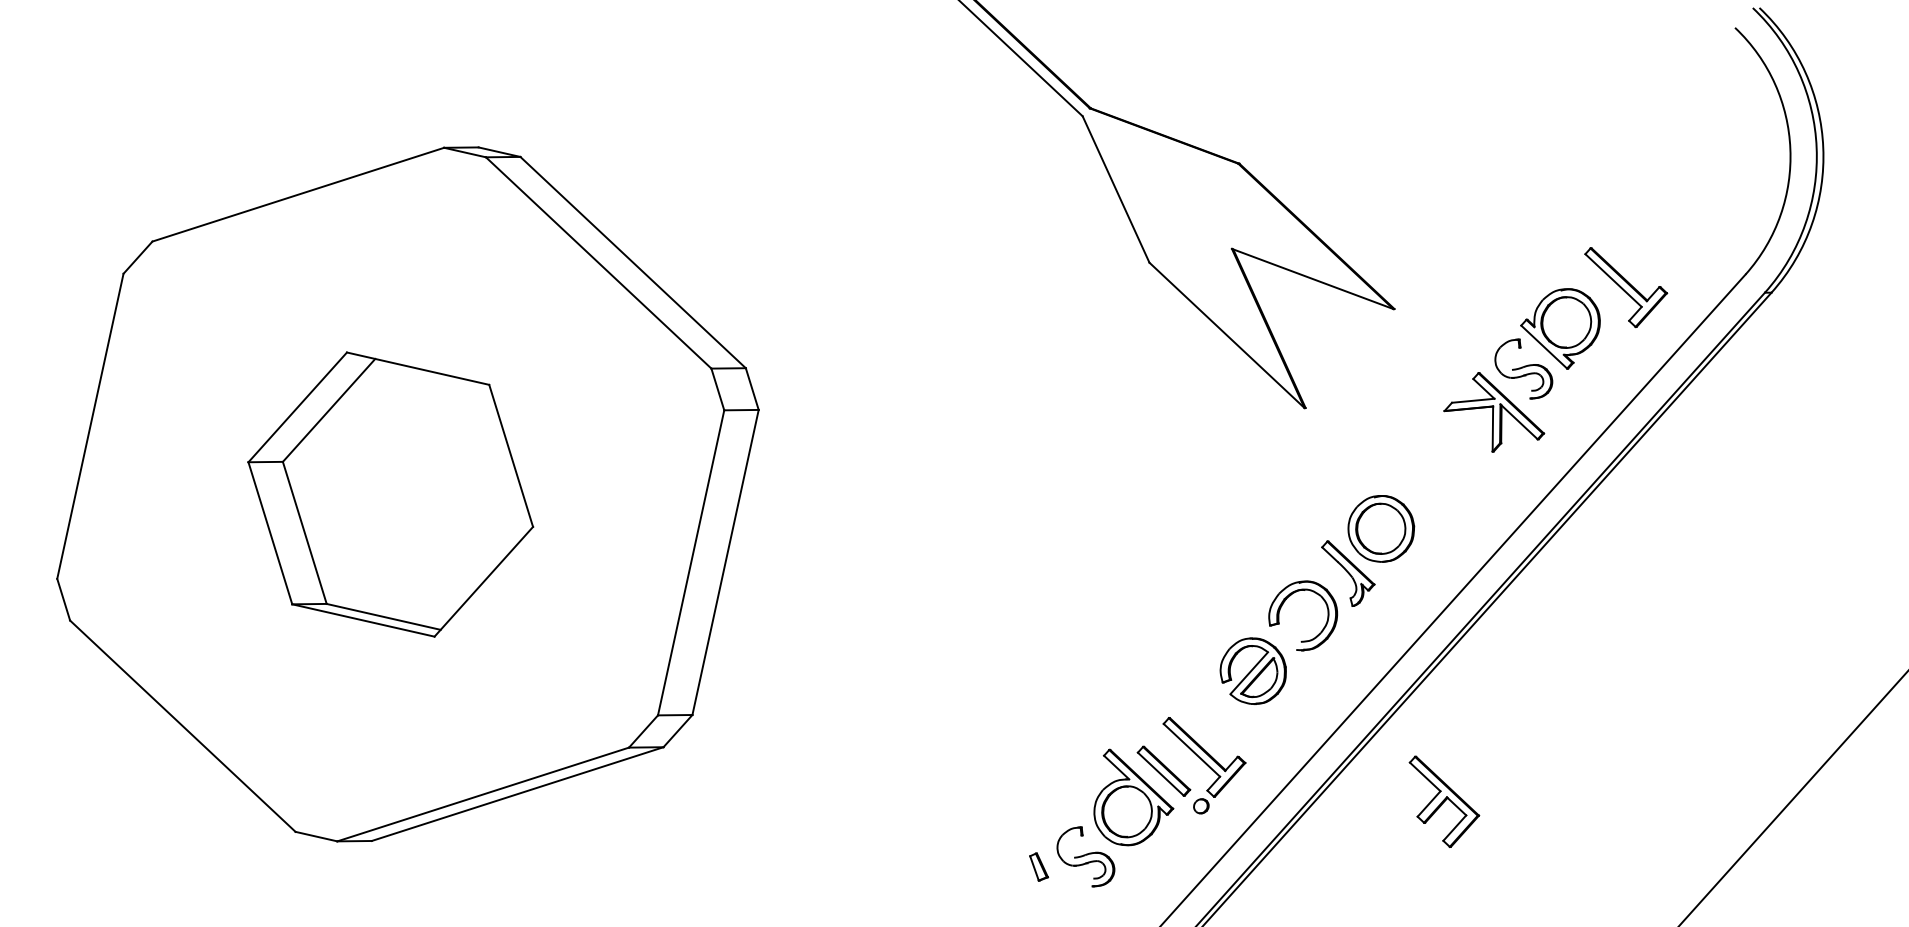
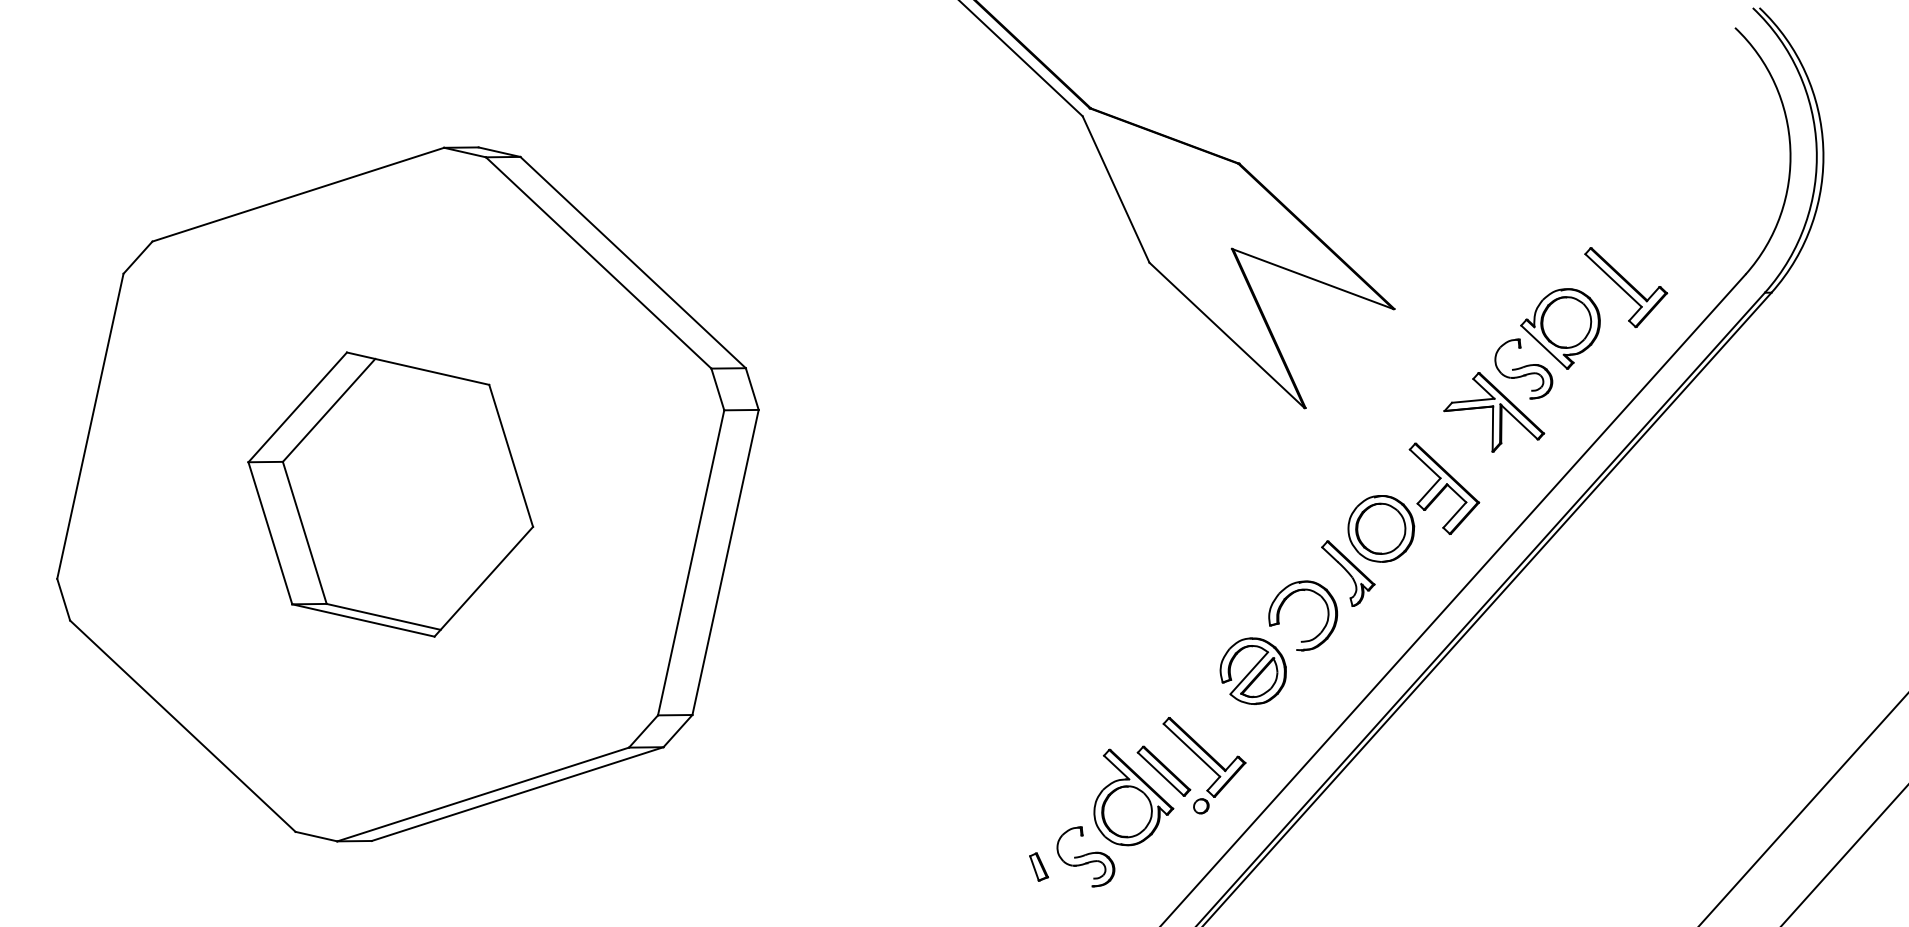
line position: (1793, 798) -> (1803, 809) (1803, 809)
part position: (1444, 801) -> (1444, 488) (1444, 488)
line: none -> present (1844, 855)
